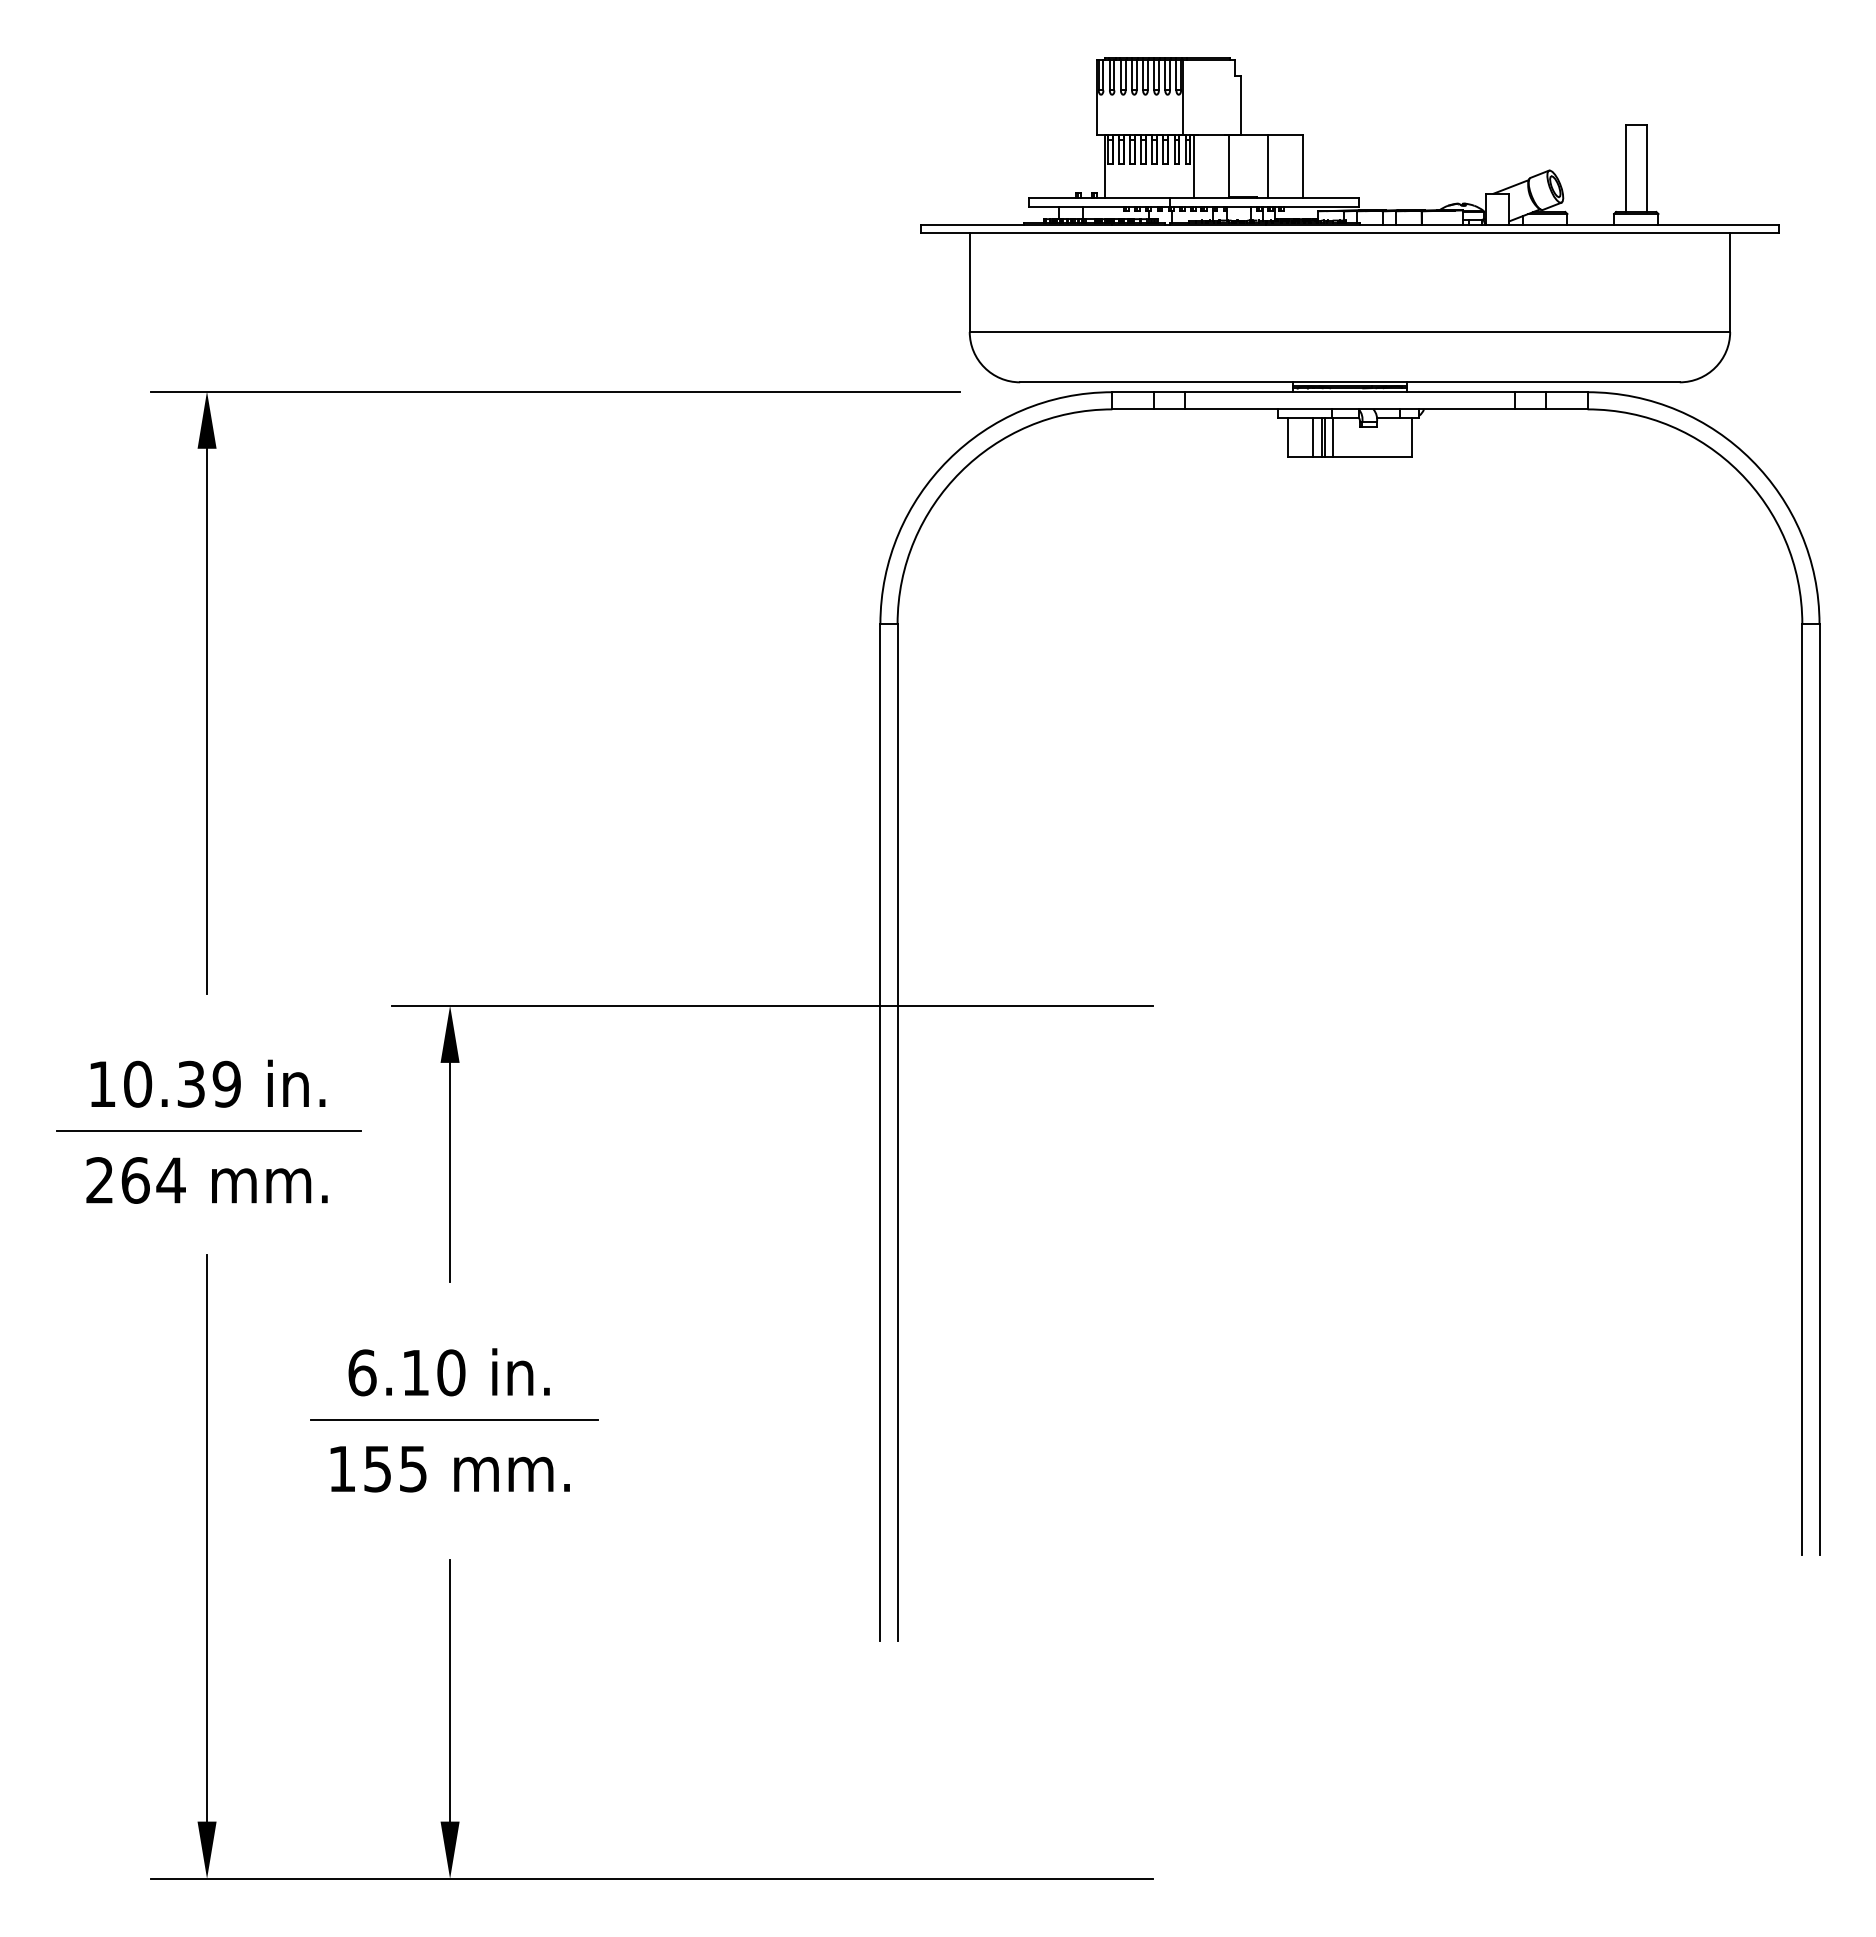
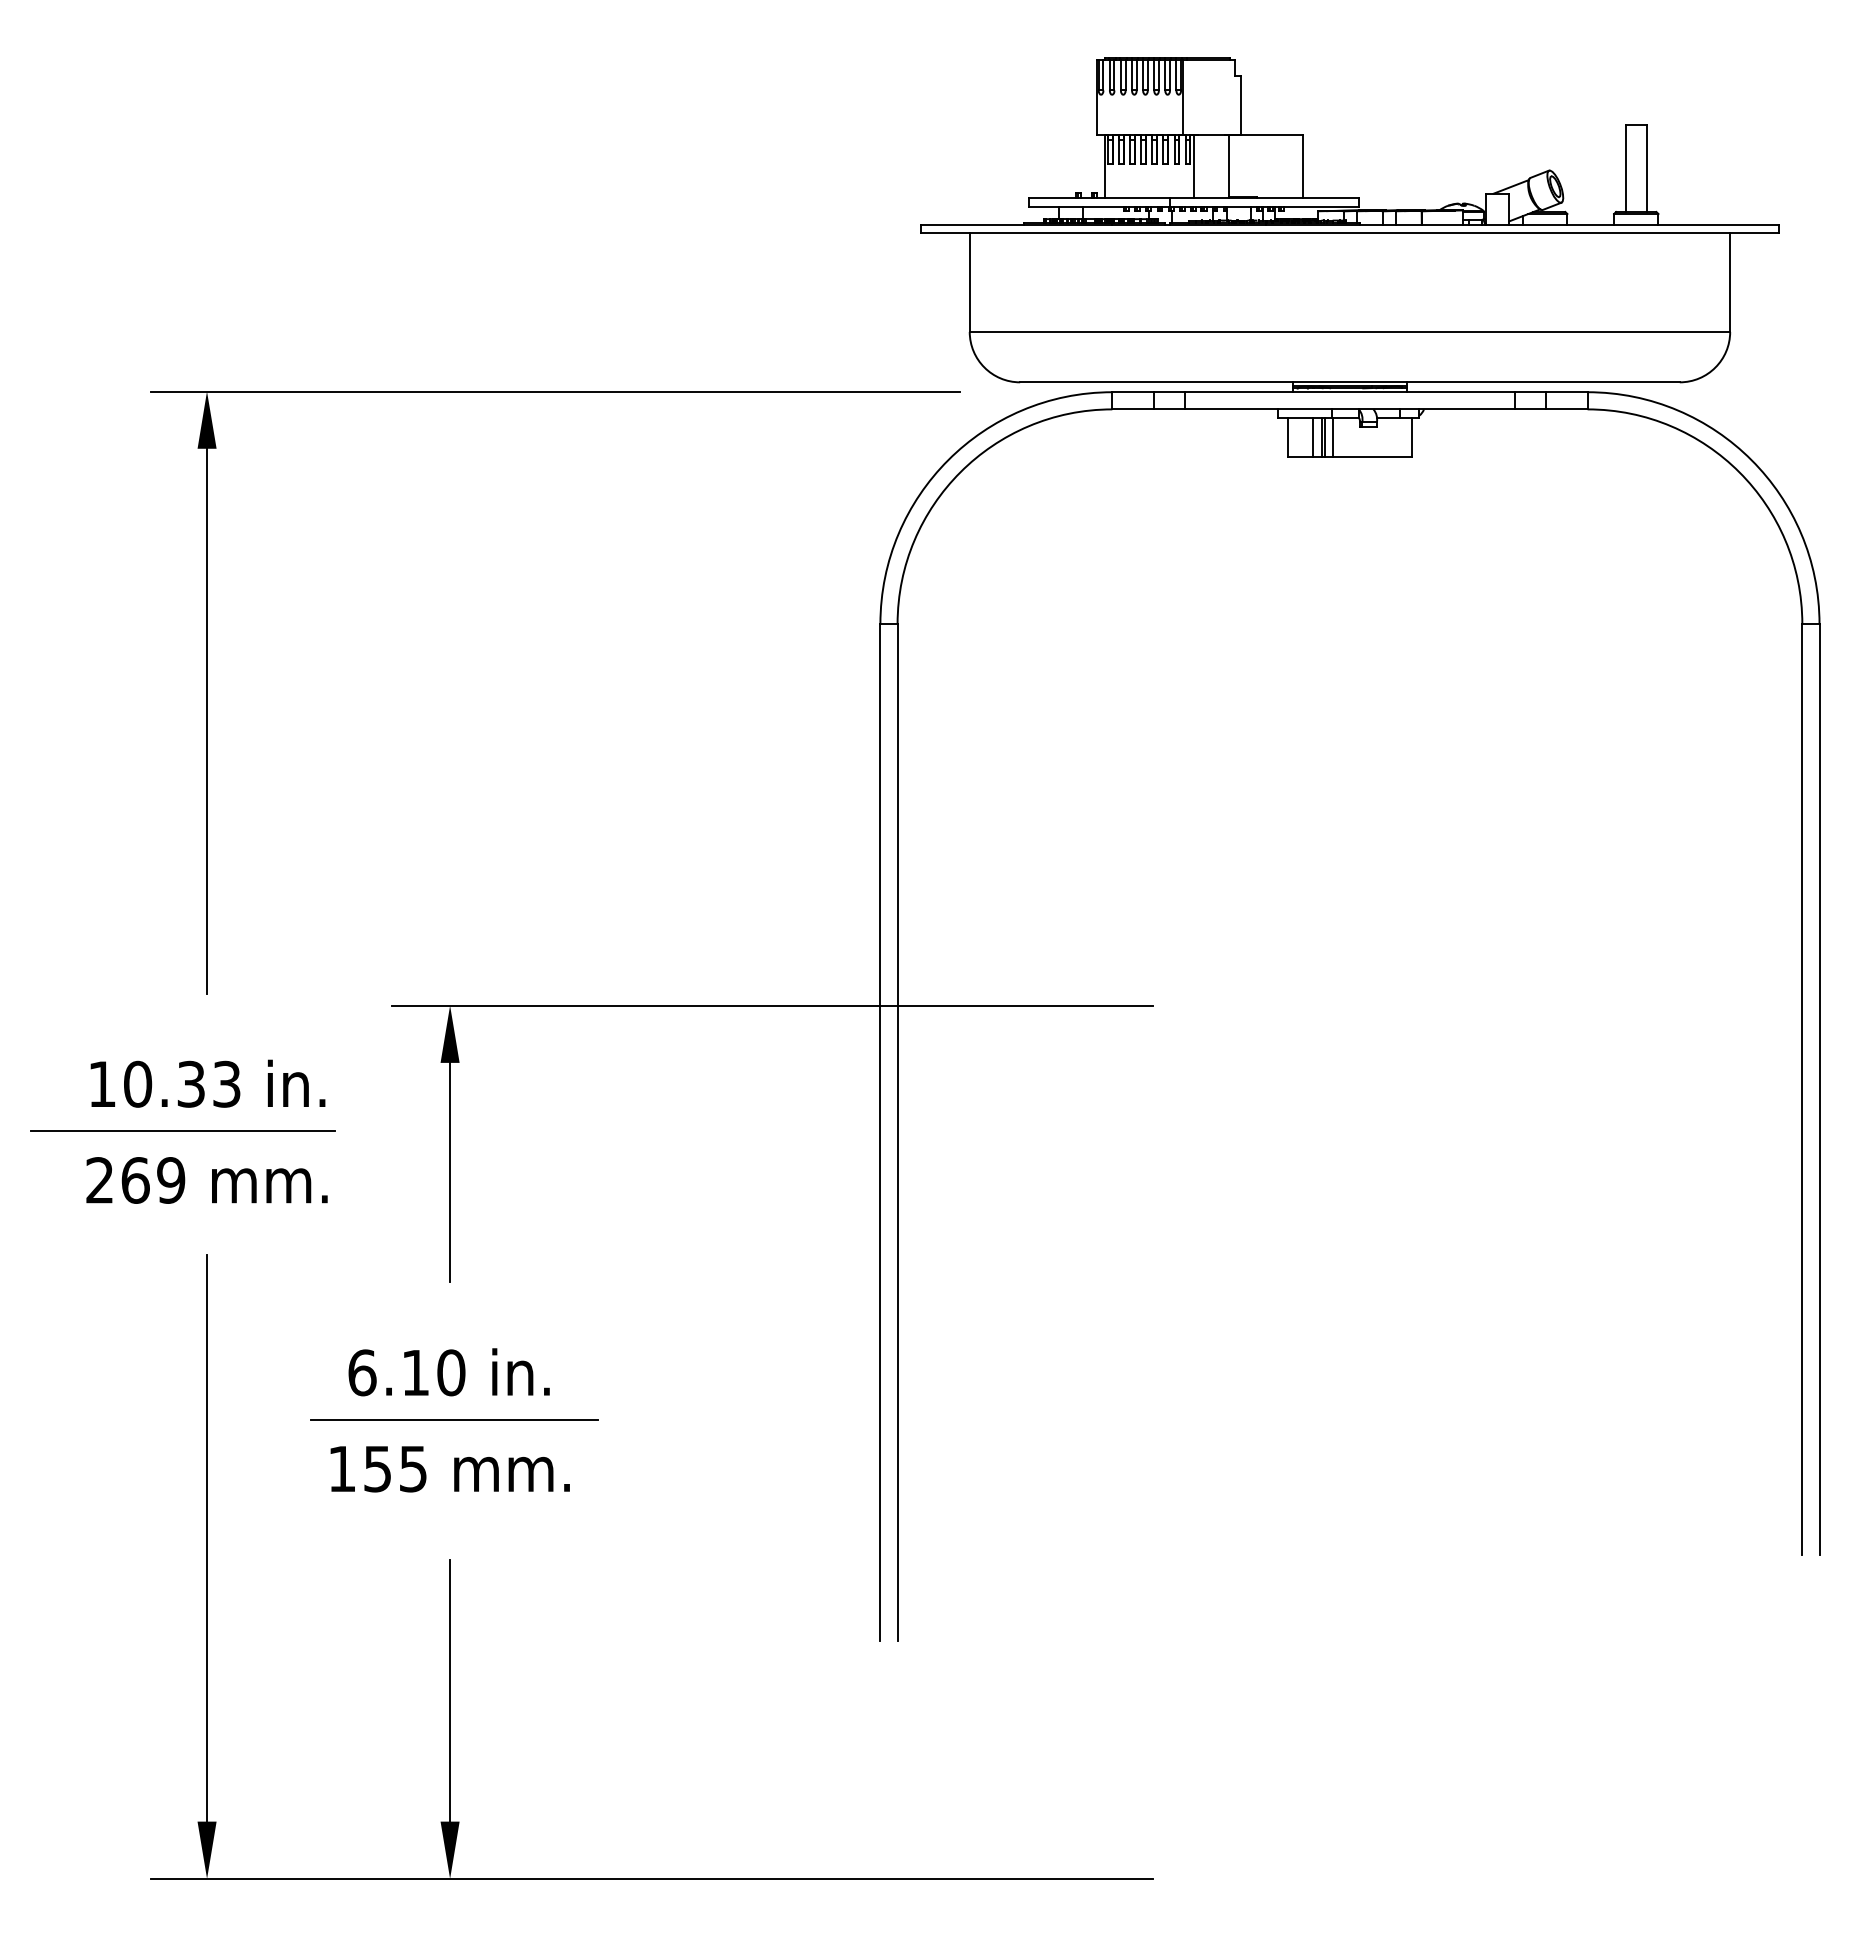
line: present -> none (1268, 166)
text: 10.39 -> 10.33 (226, 1084)
line position: (208, 1130) -> (182, 1130) (182, 1130)
text: 264 -> 269 (170, 1180)
